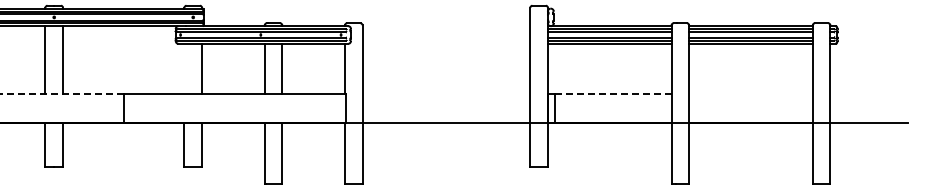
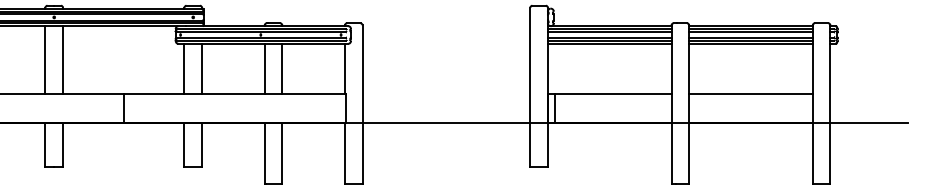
line: none -> present (184, 68)
line: dashed -> solid (61, 94)
line: dashed -> solid (613, 94)
line: none -> present (750, 94)
